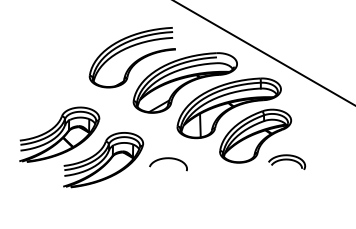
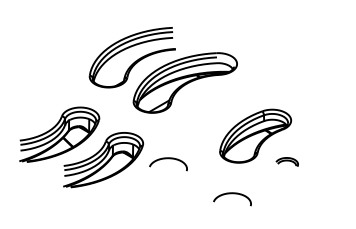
line: present -> none (264, 52)
part: present -> none (228, 108)
part size: 39x16 px -> 24x10 px (286, 161)
curve: none -> present (232, 194)
